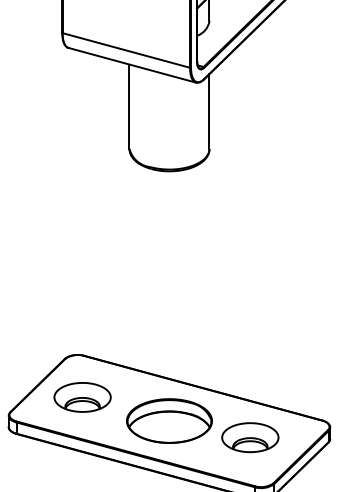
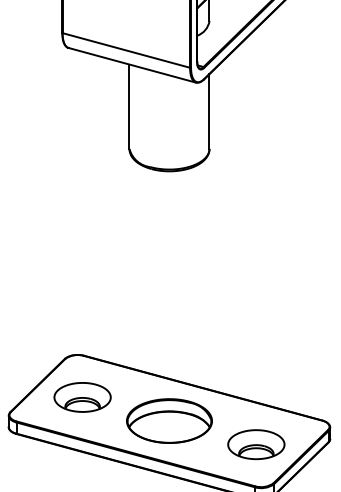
part position: (250, 437) -> (256, 444) (256, 444)
